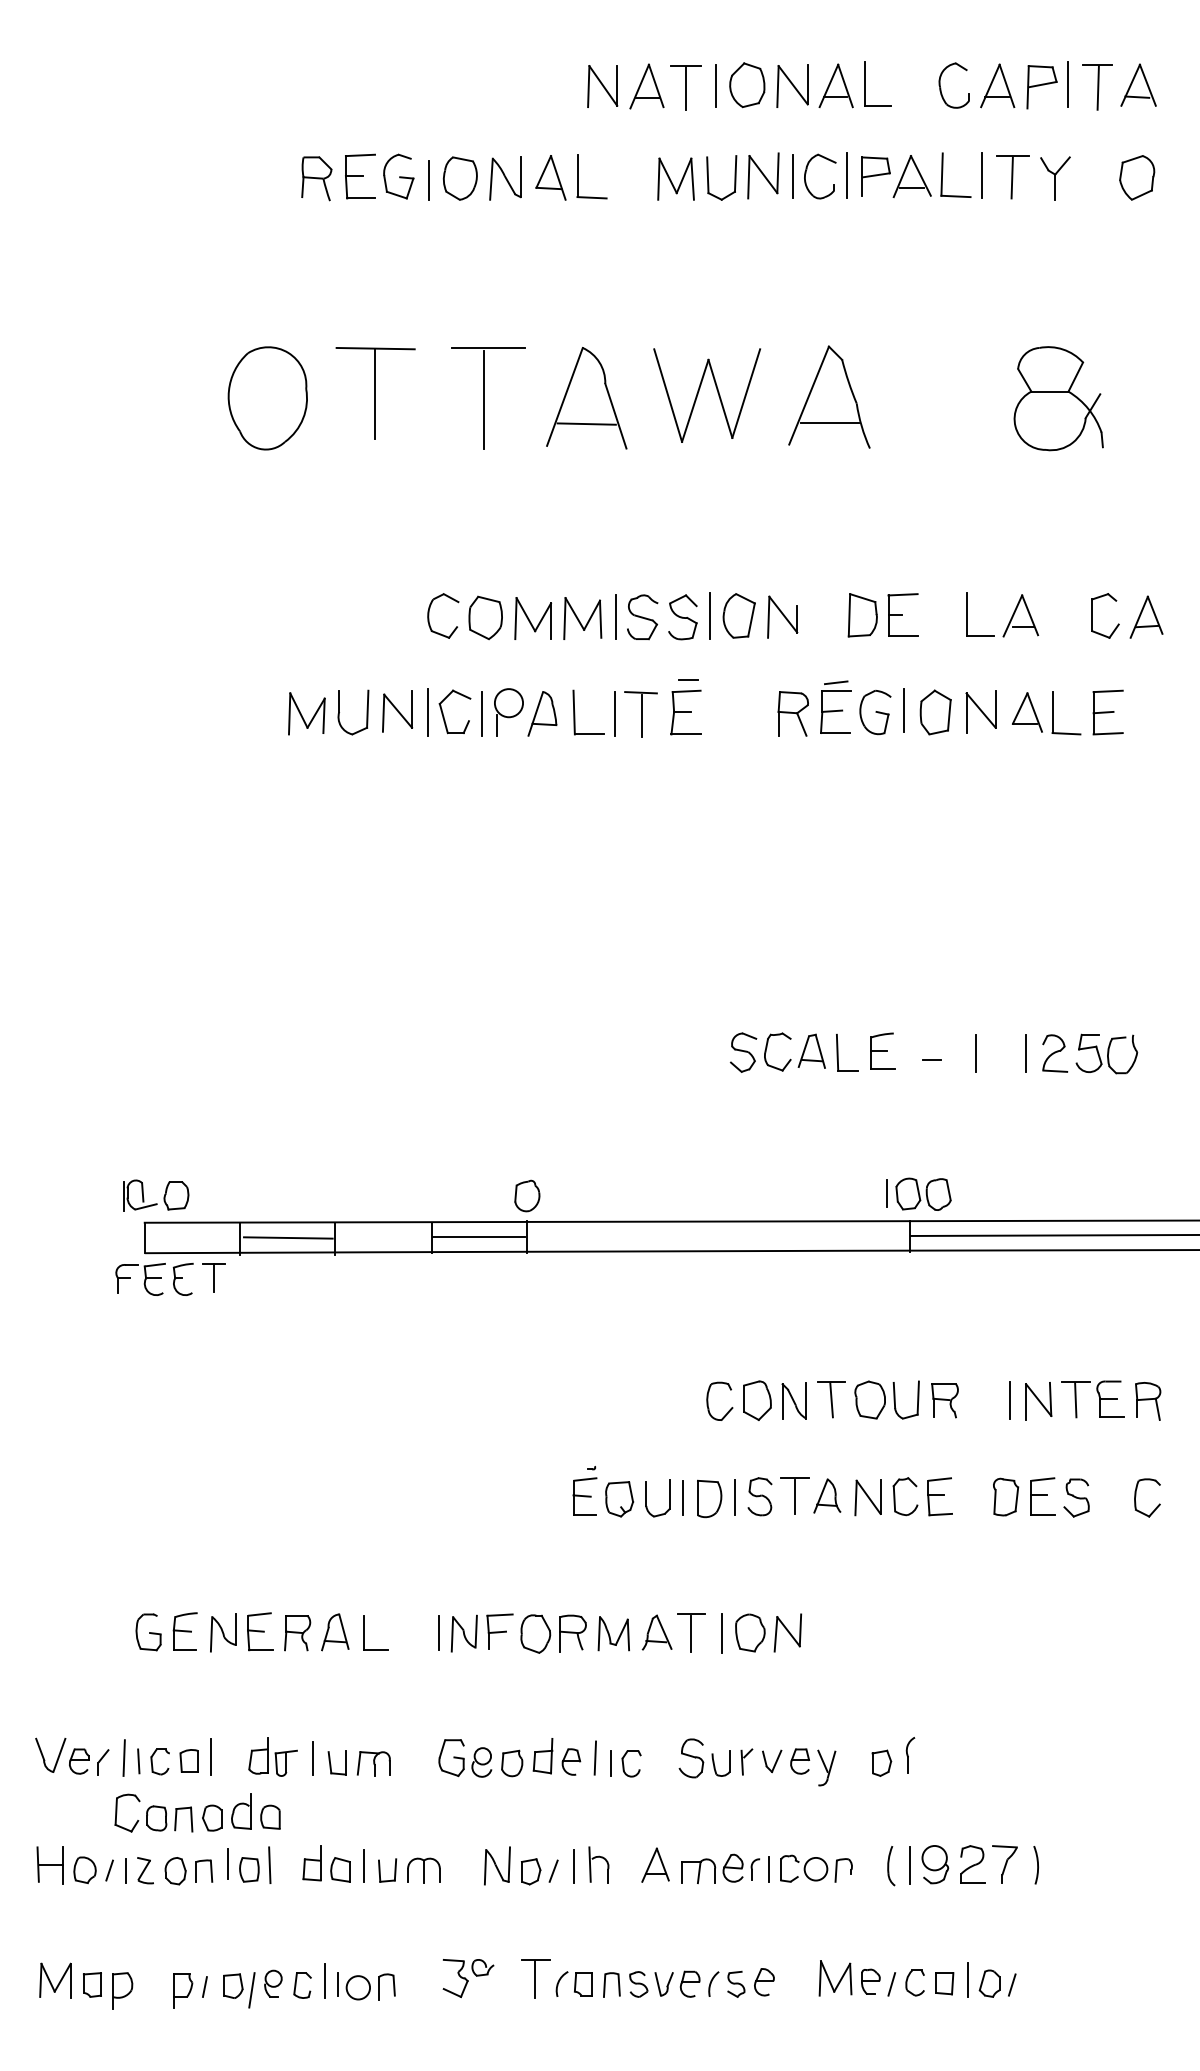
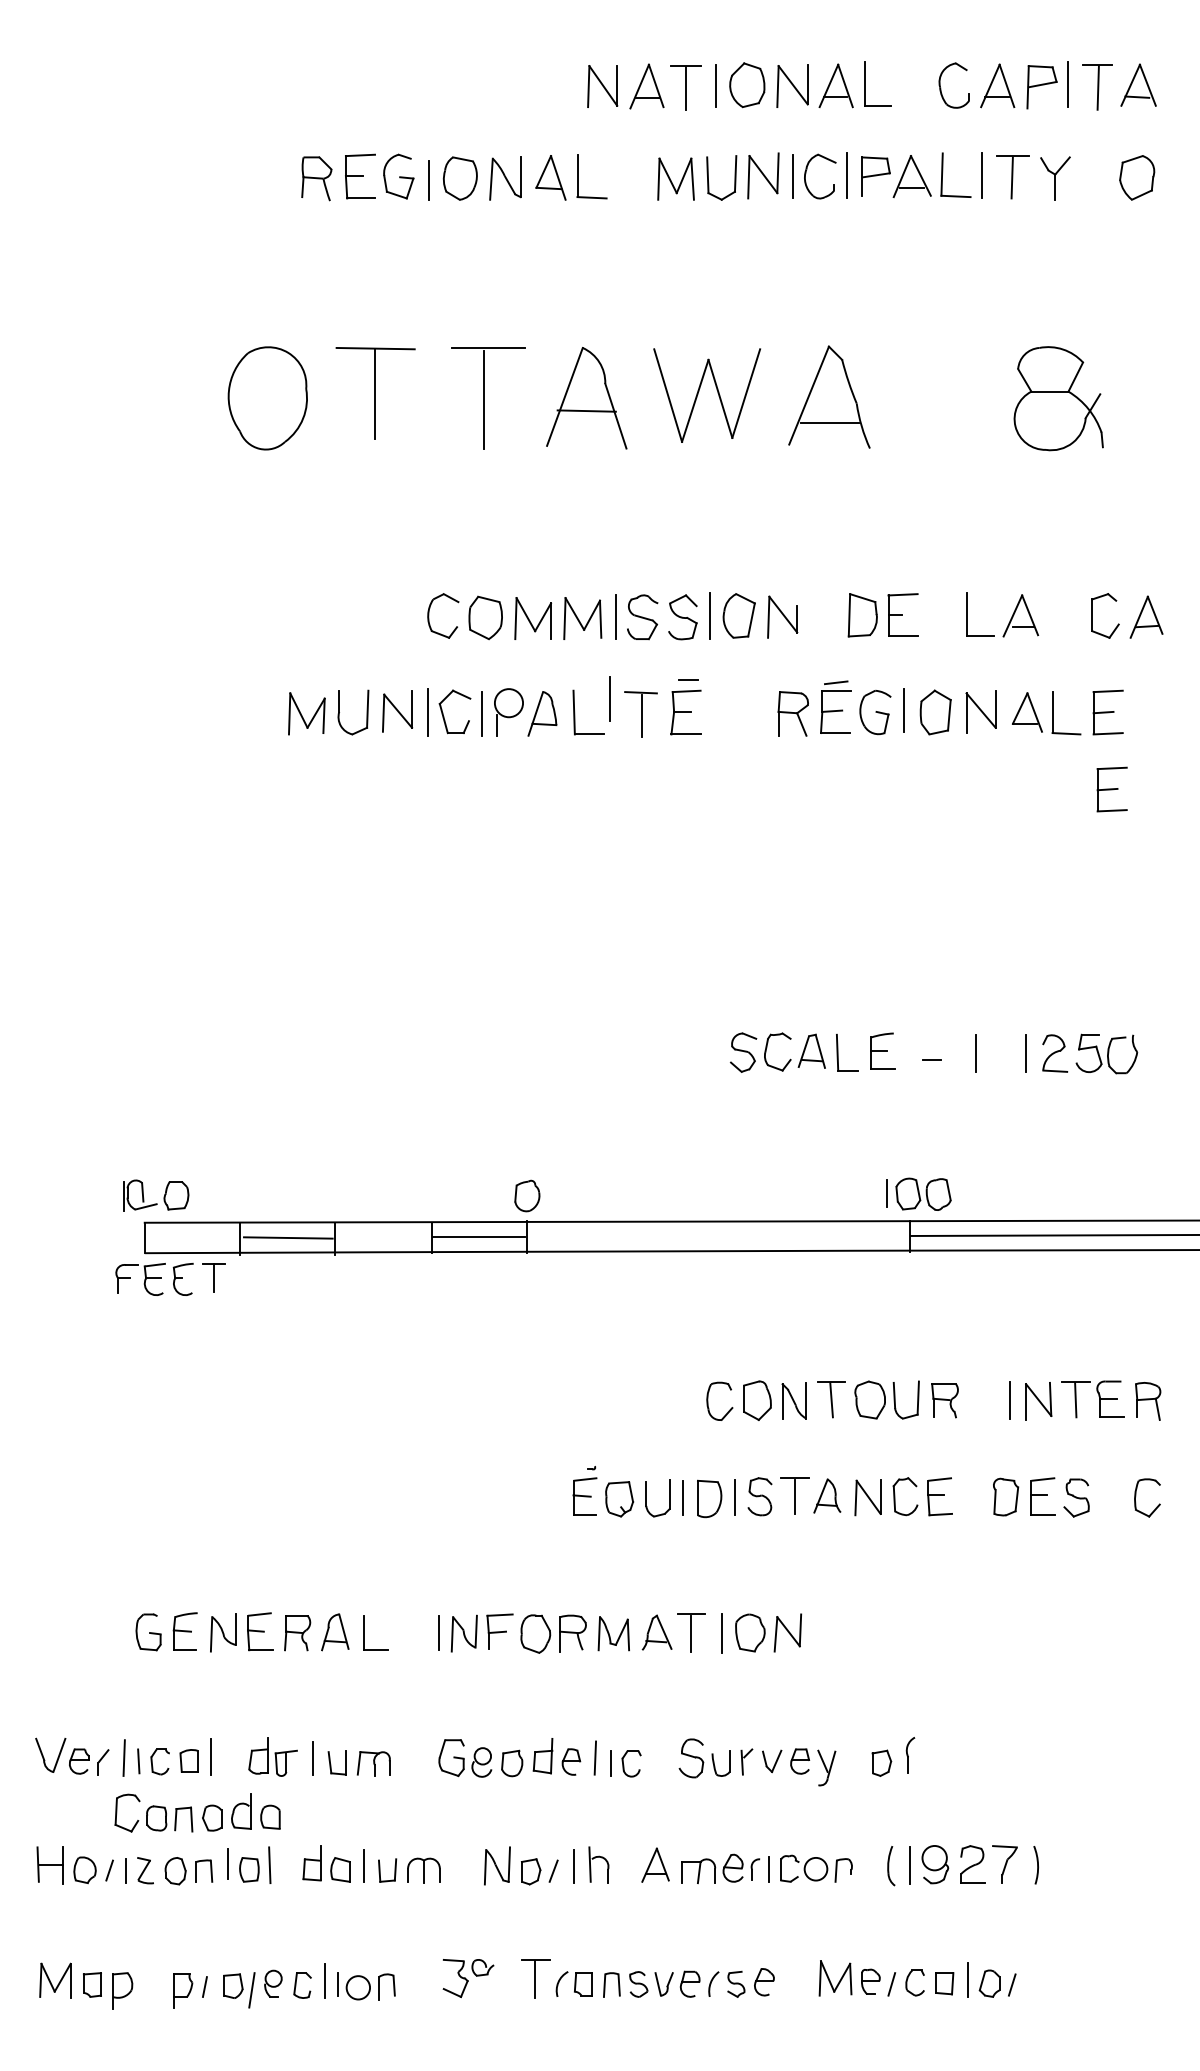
line position: (586, 423) -> (586, 410) (586, 410)
line position: (614, 713) -> (609, 698) (609, 698)
part: none -> present (1111, 789)
